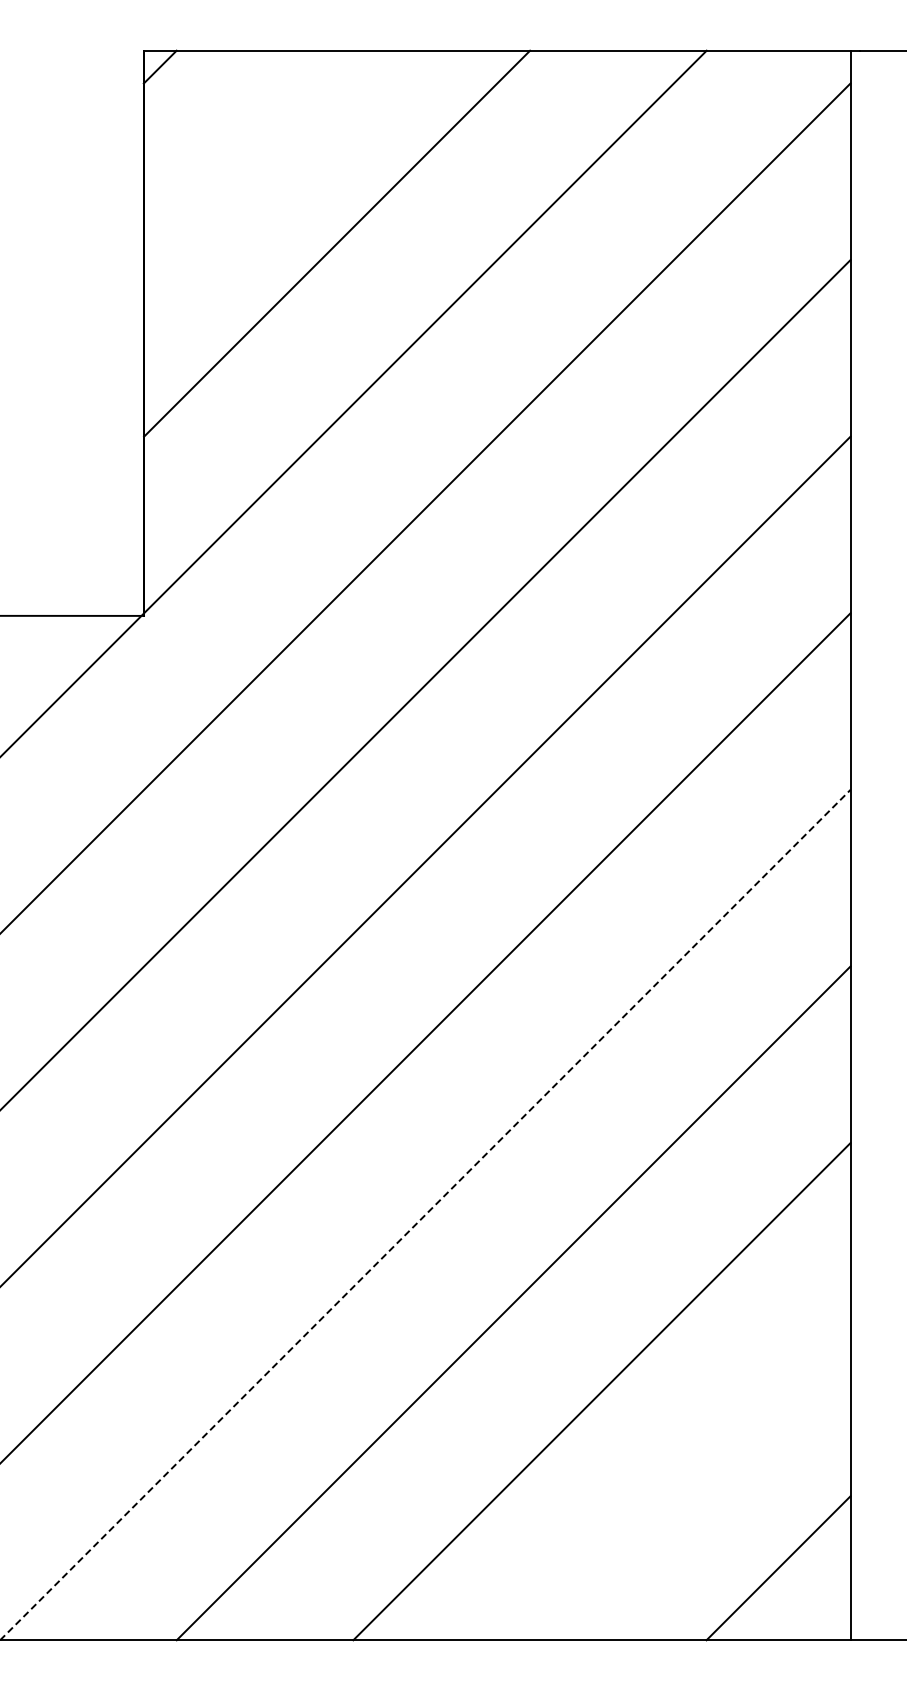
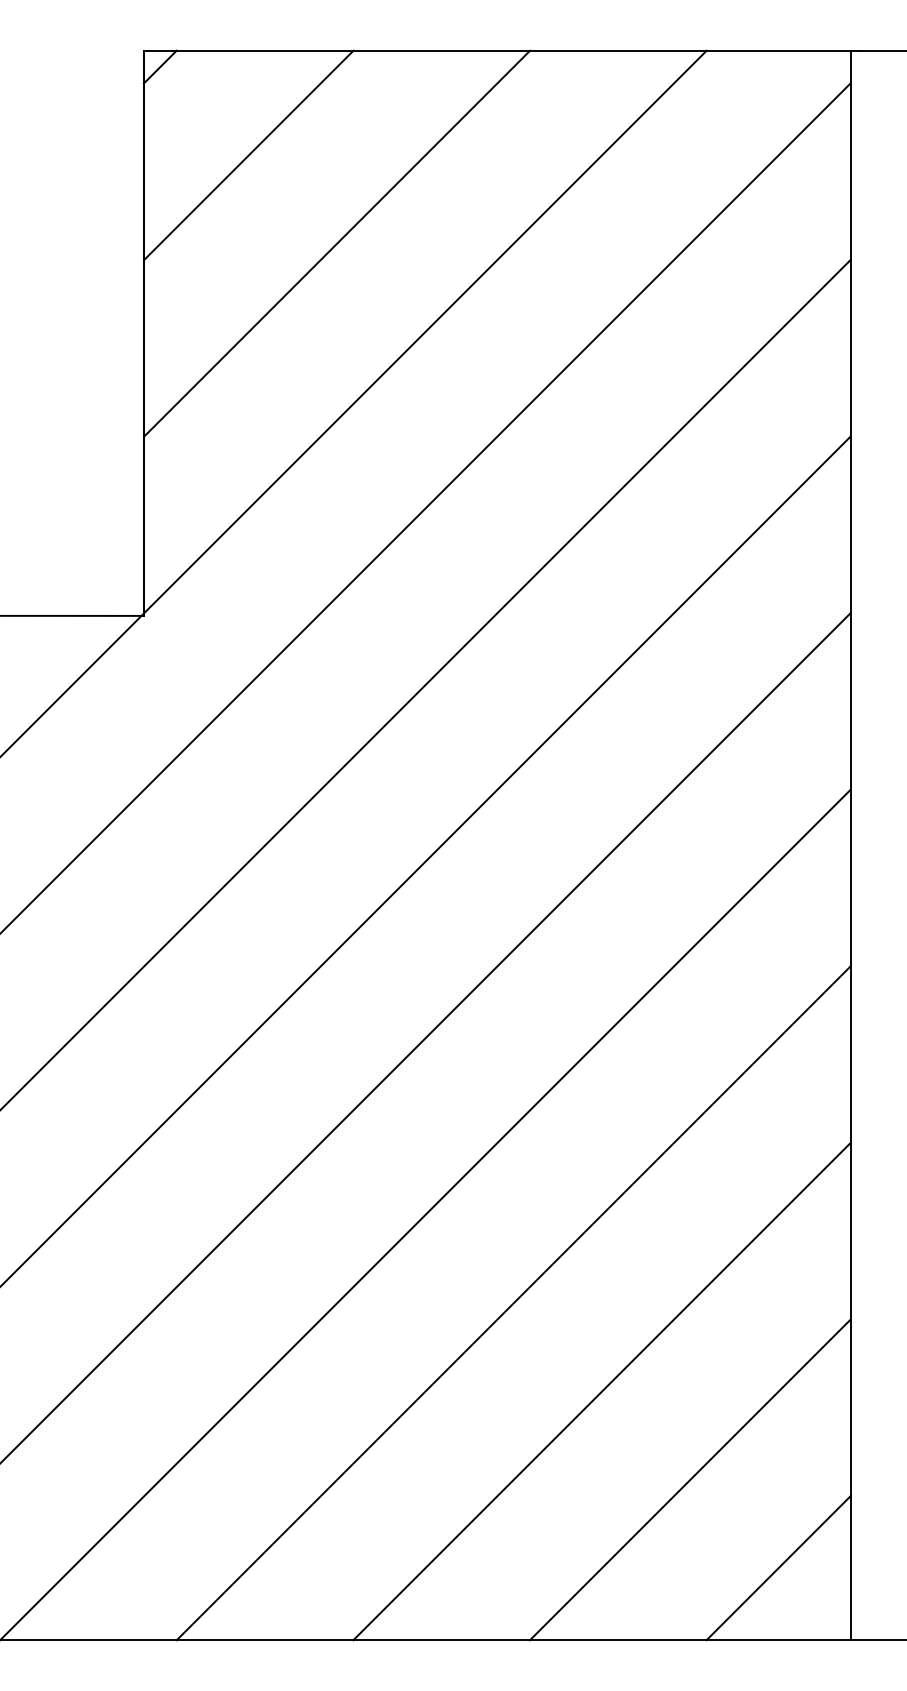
line: none -> present (248, 155)
line: dashed -> solid (425, 1214)
line: none -> present (689, 1479)
